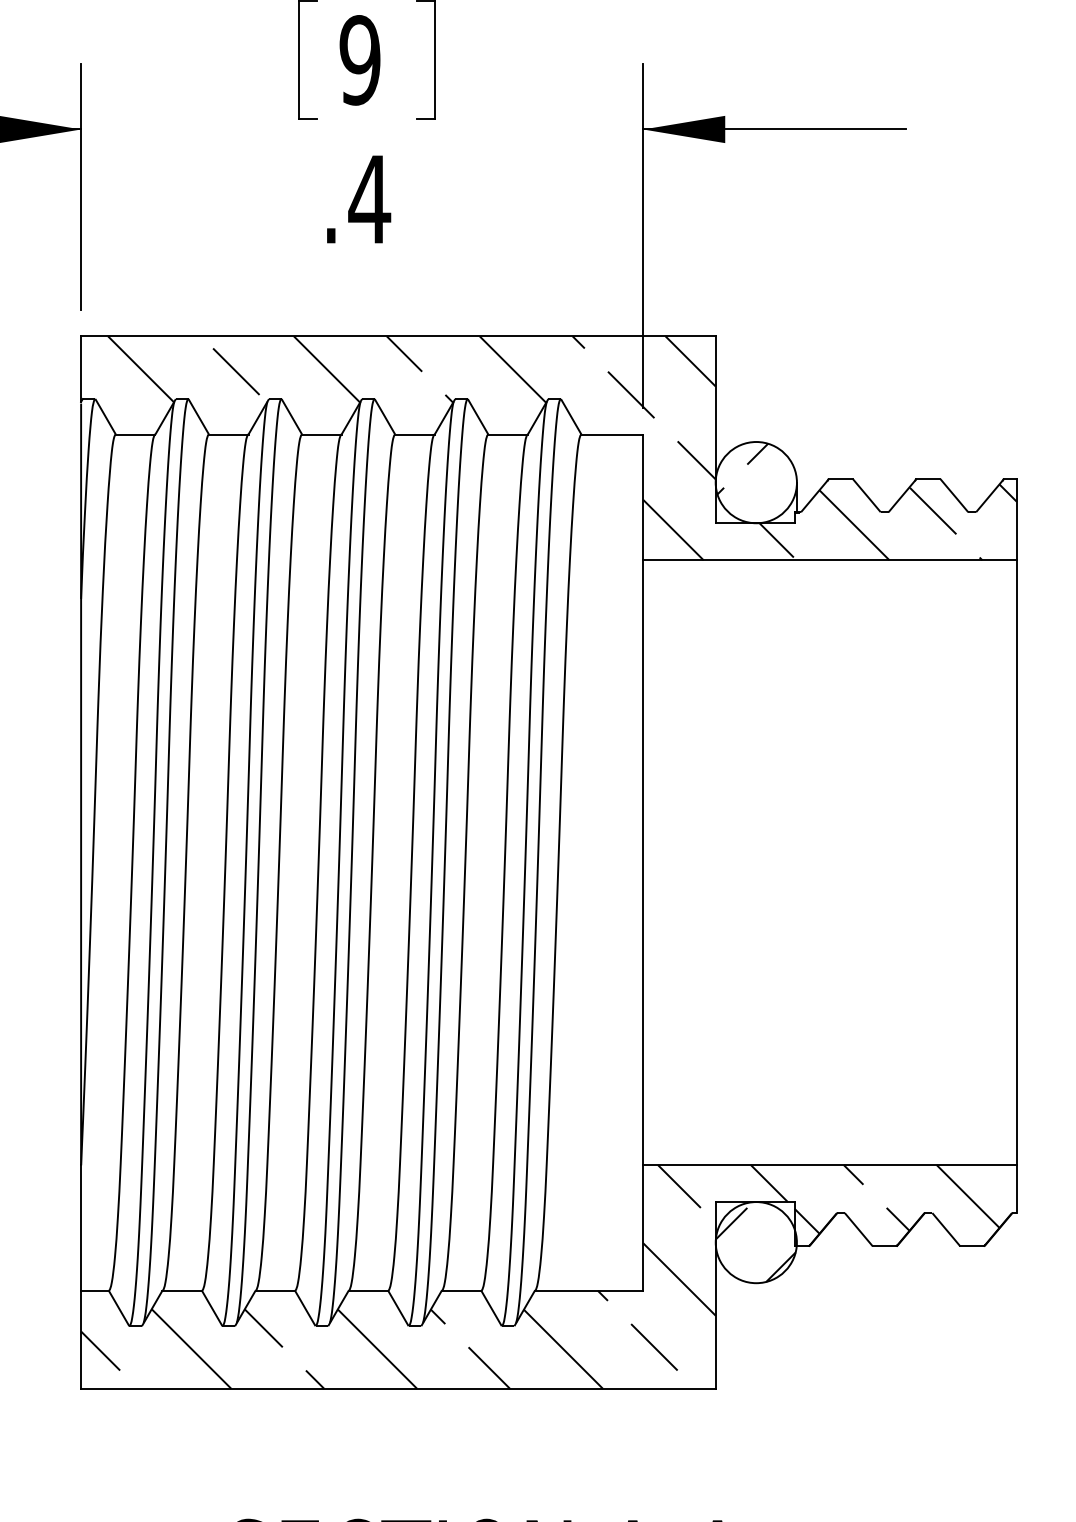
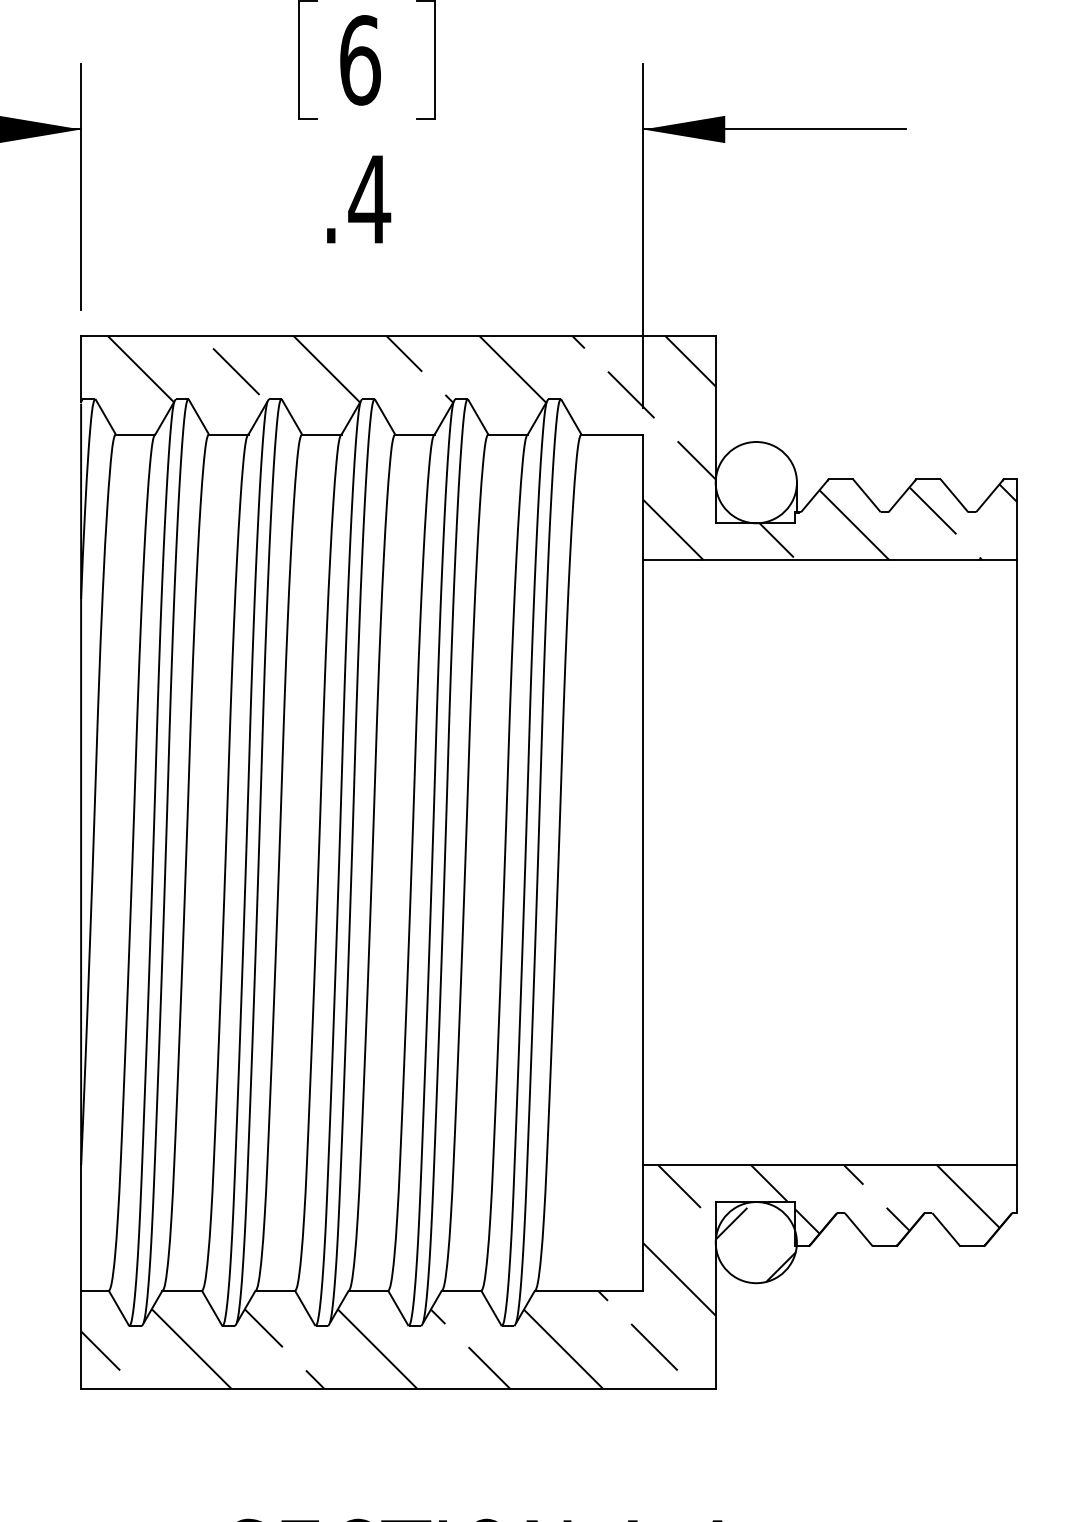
text: 9 -> 6 (359, 60)
hatch: present -> none (742, 468)
